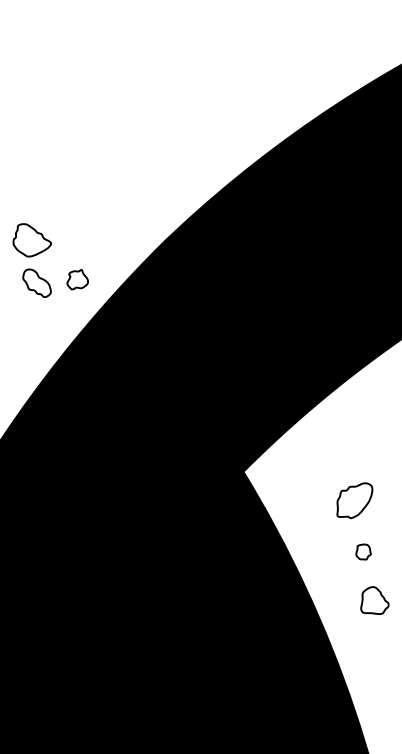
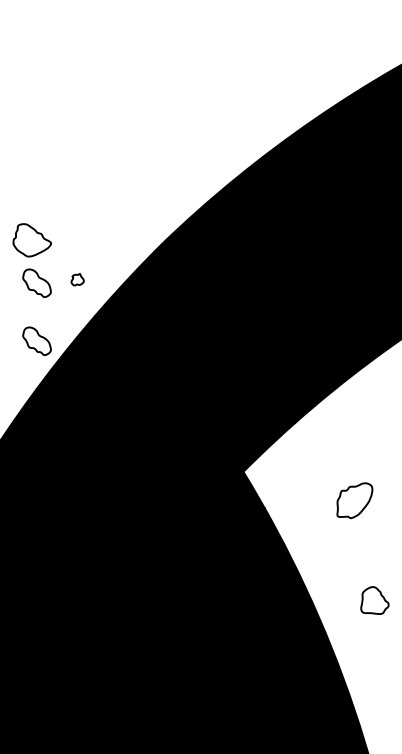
part size: 23x22 px -> 15x14 px (77, 279)
part: none -> present (36, 340)
part: present -> none (363, 551)
